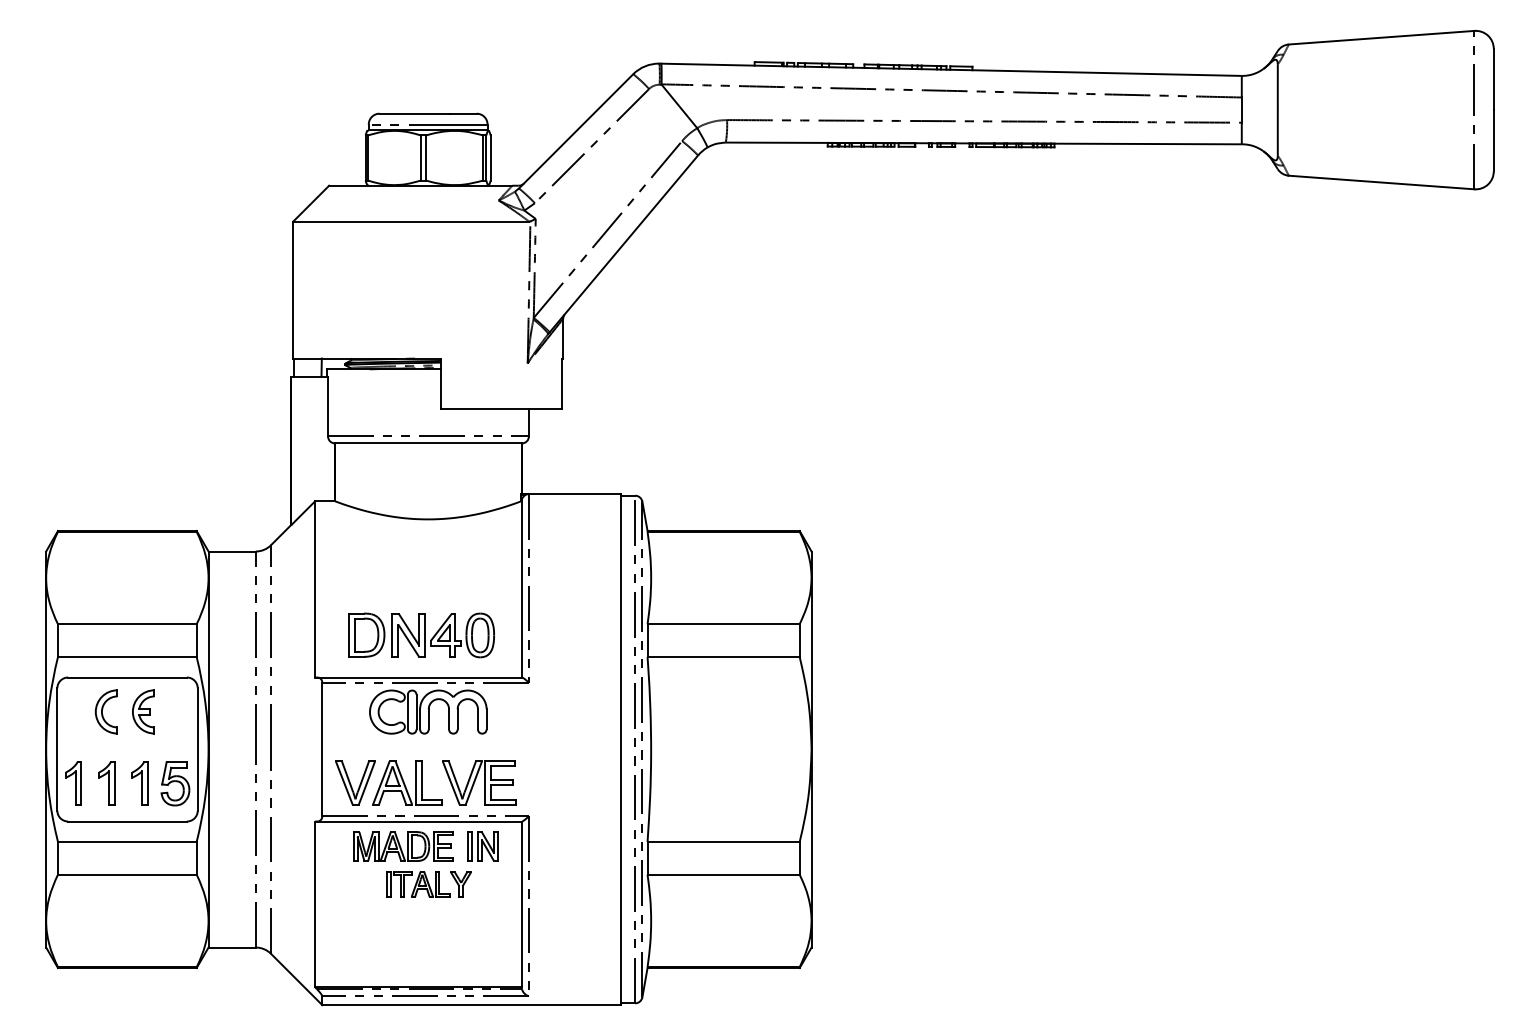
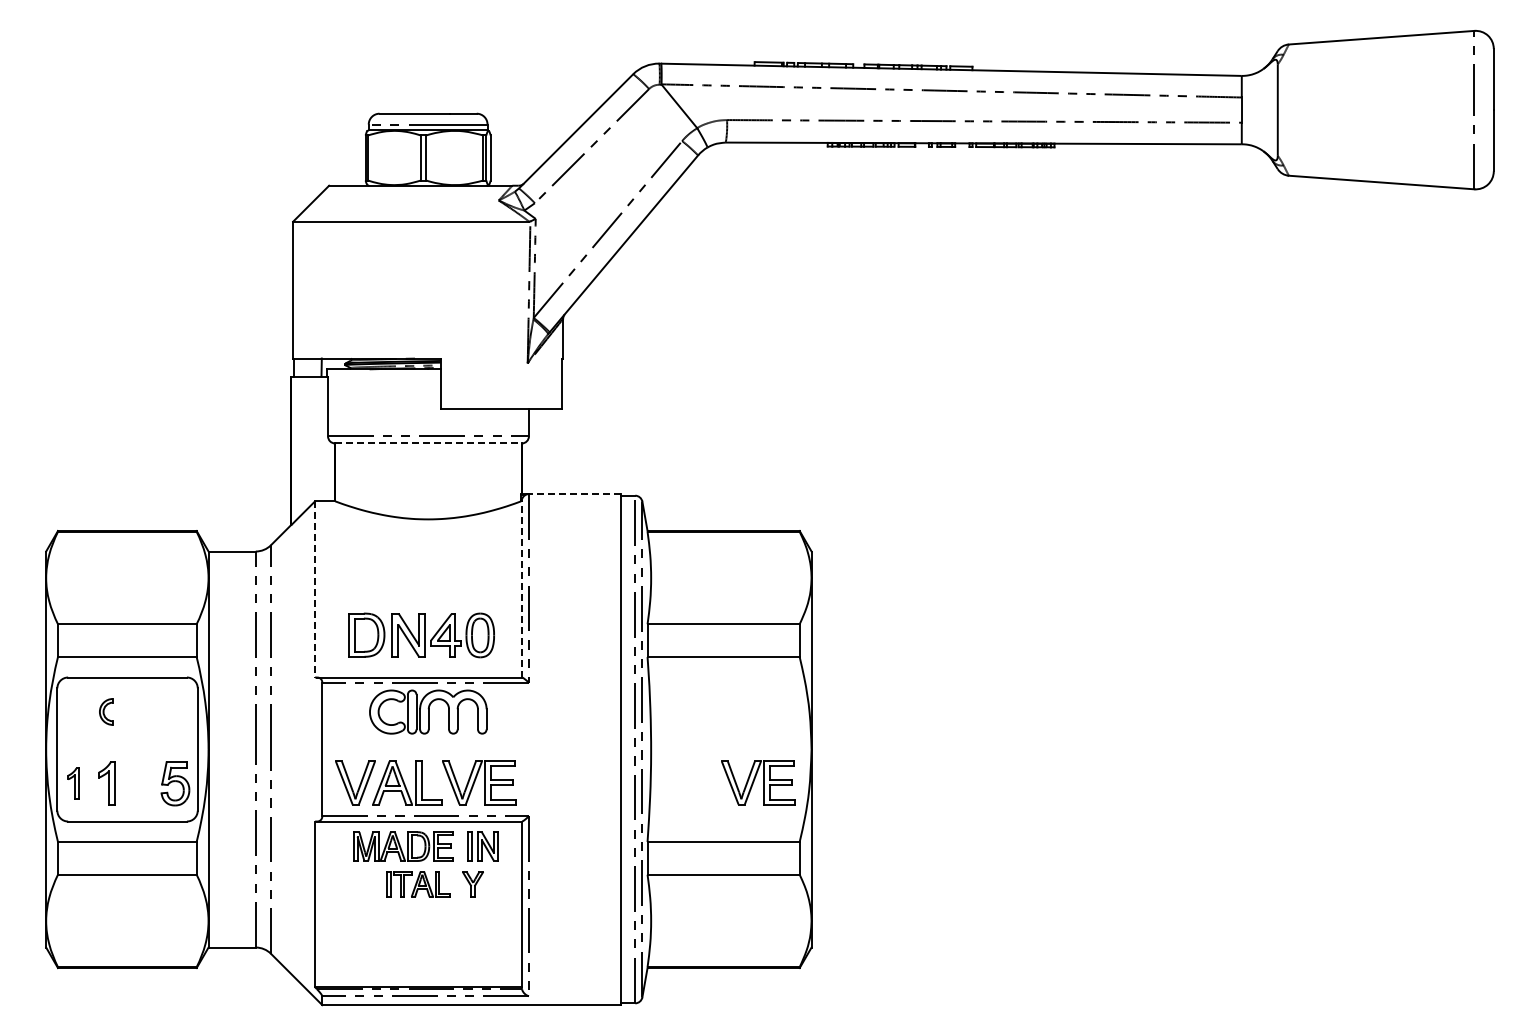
line: solid -> dashed (429, 443)
line: solid -> dashed (571, 493)
line: solid -> dashed (521, 588)
line: solid -> dashed (315, 589)
part size: 24x46 px -> 15x28 px (106, 711)
part: present -> none (143, 711)
part: none -> present (758, 782)
part size: 17x45 px -> 13x33 px (73, 783)
part: present -> none (139, 783)
part position: (460, 884) -> (472, 884) (472, 884)
